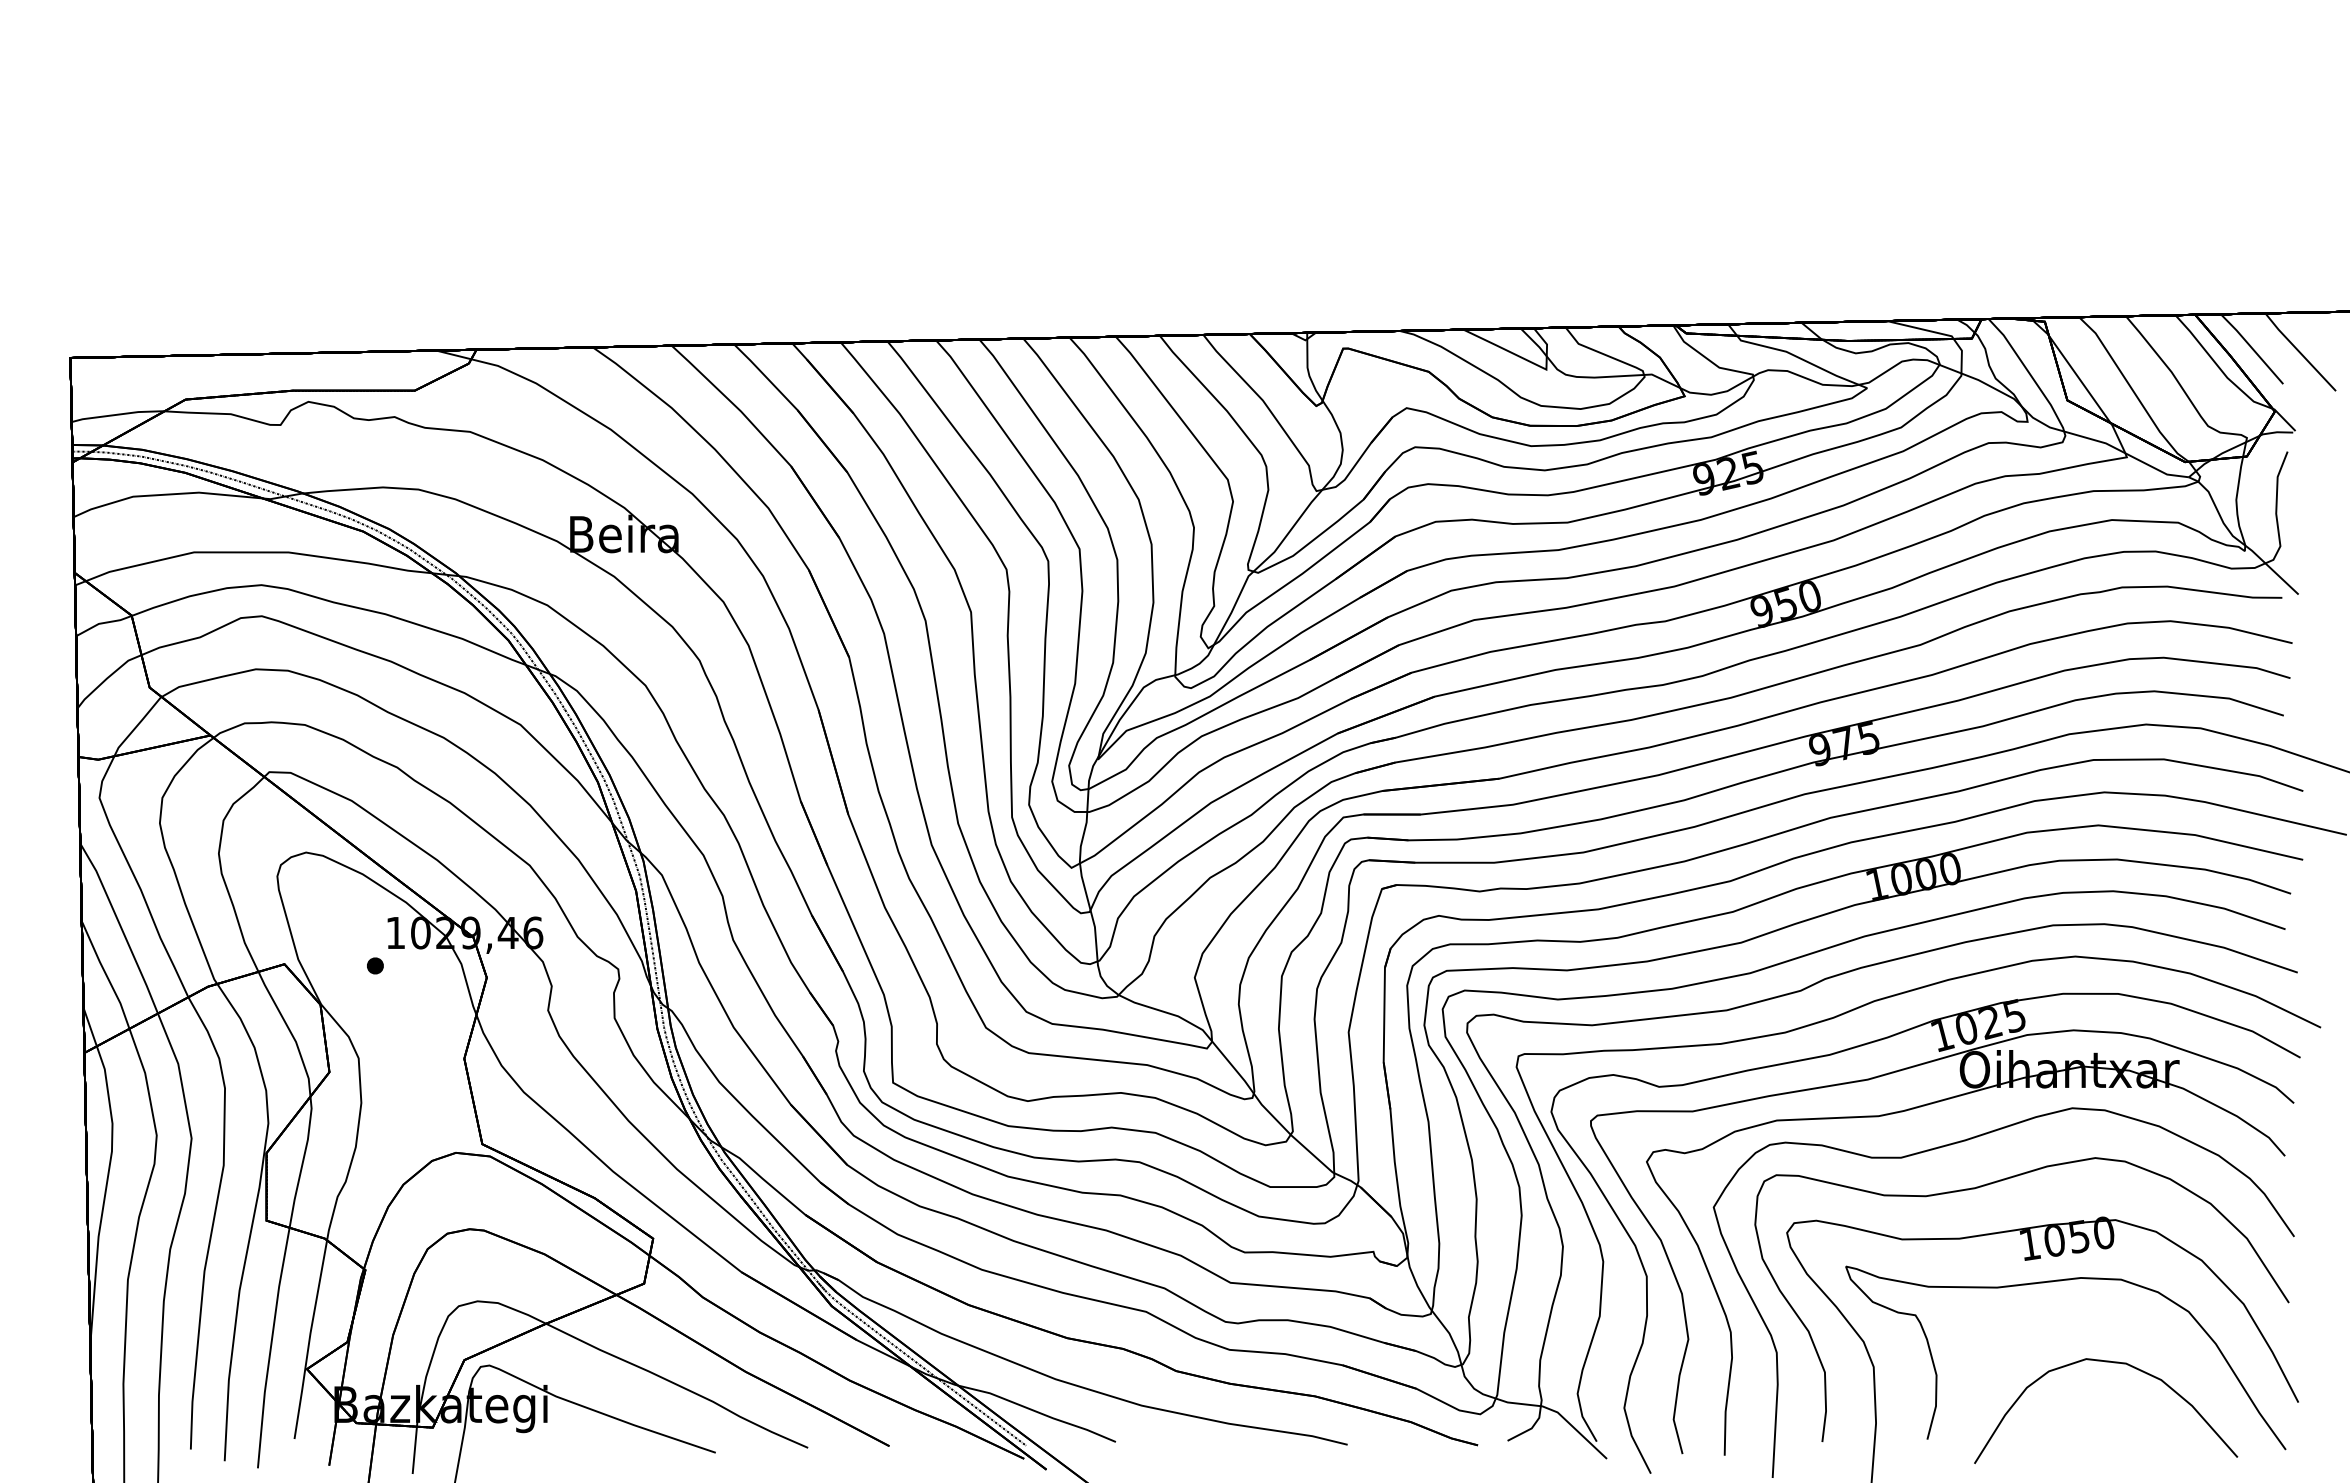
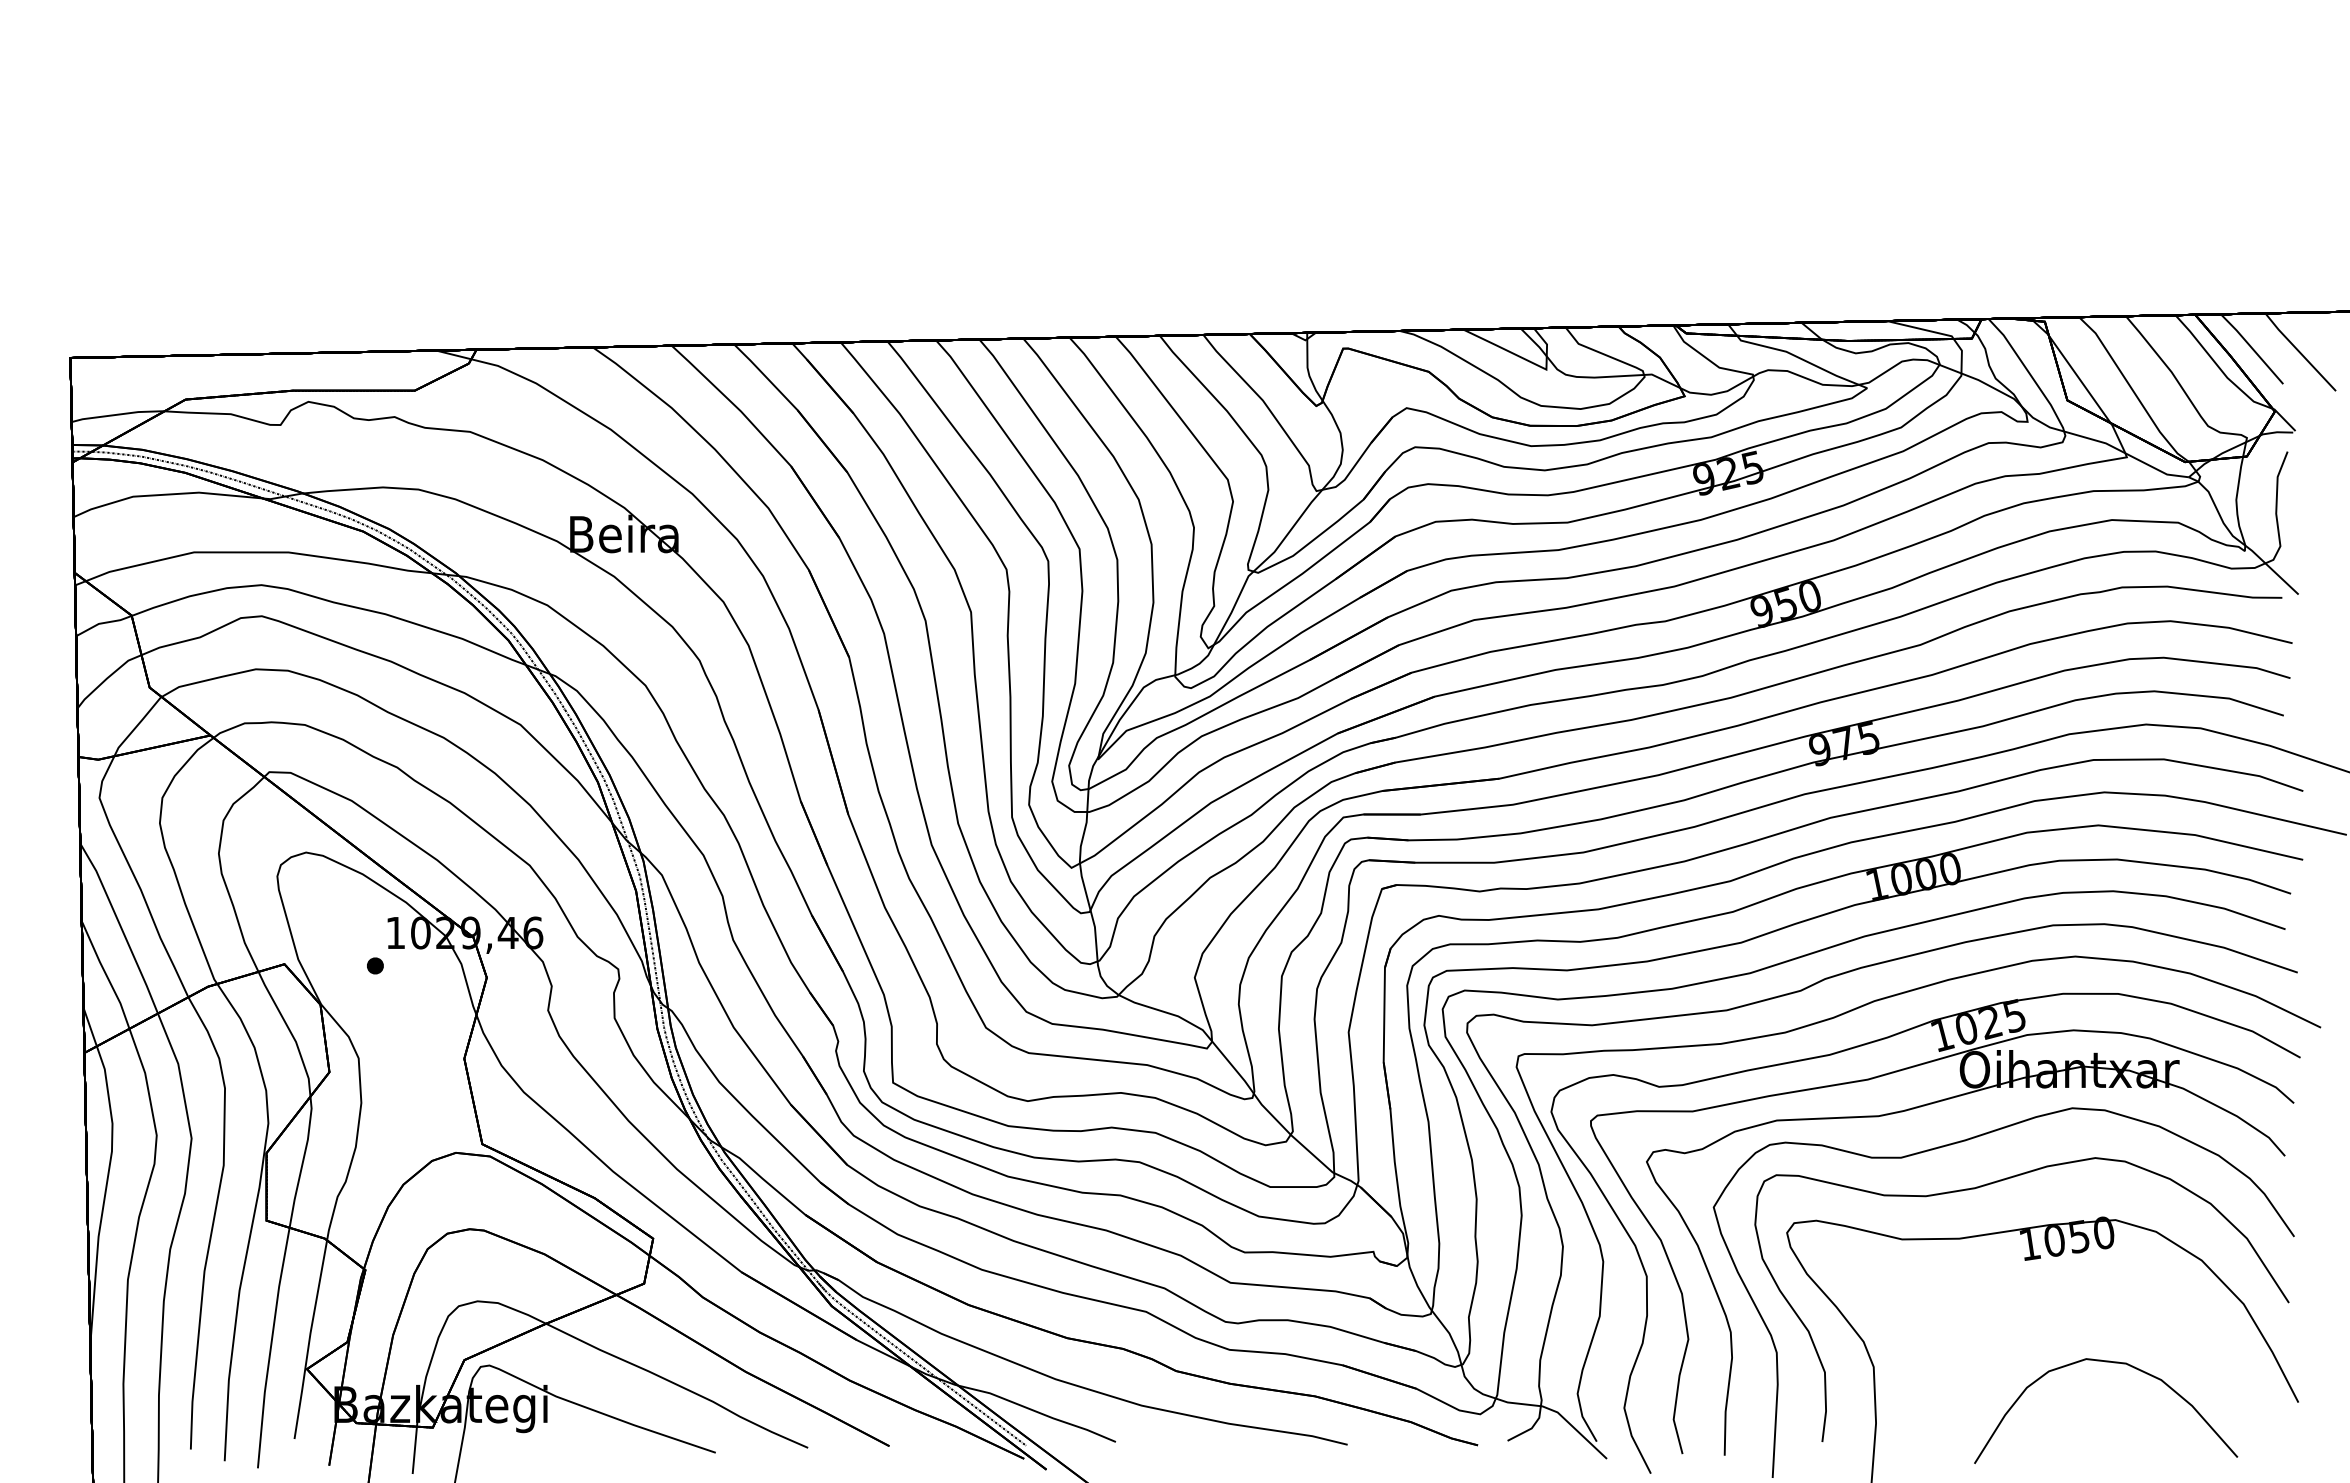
curve: present -> none (2061, 1281)
